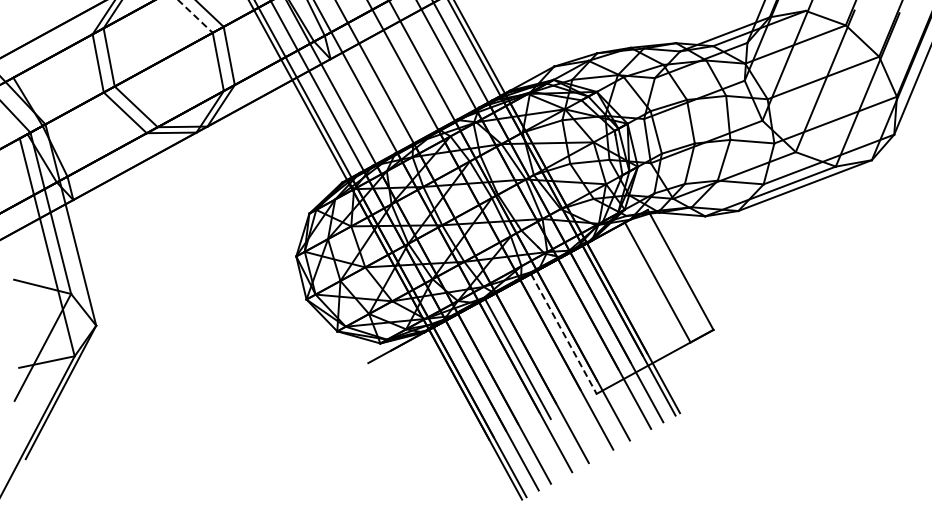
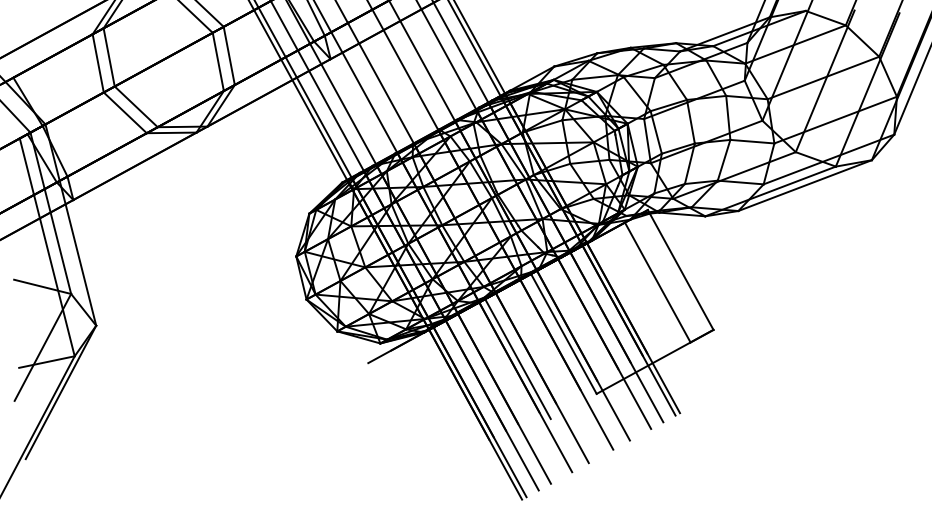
line: dashed -> solid (195, 16)
line: dashed -> solid (564, 334)
